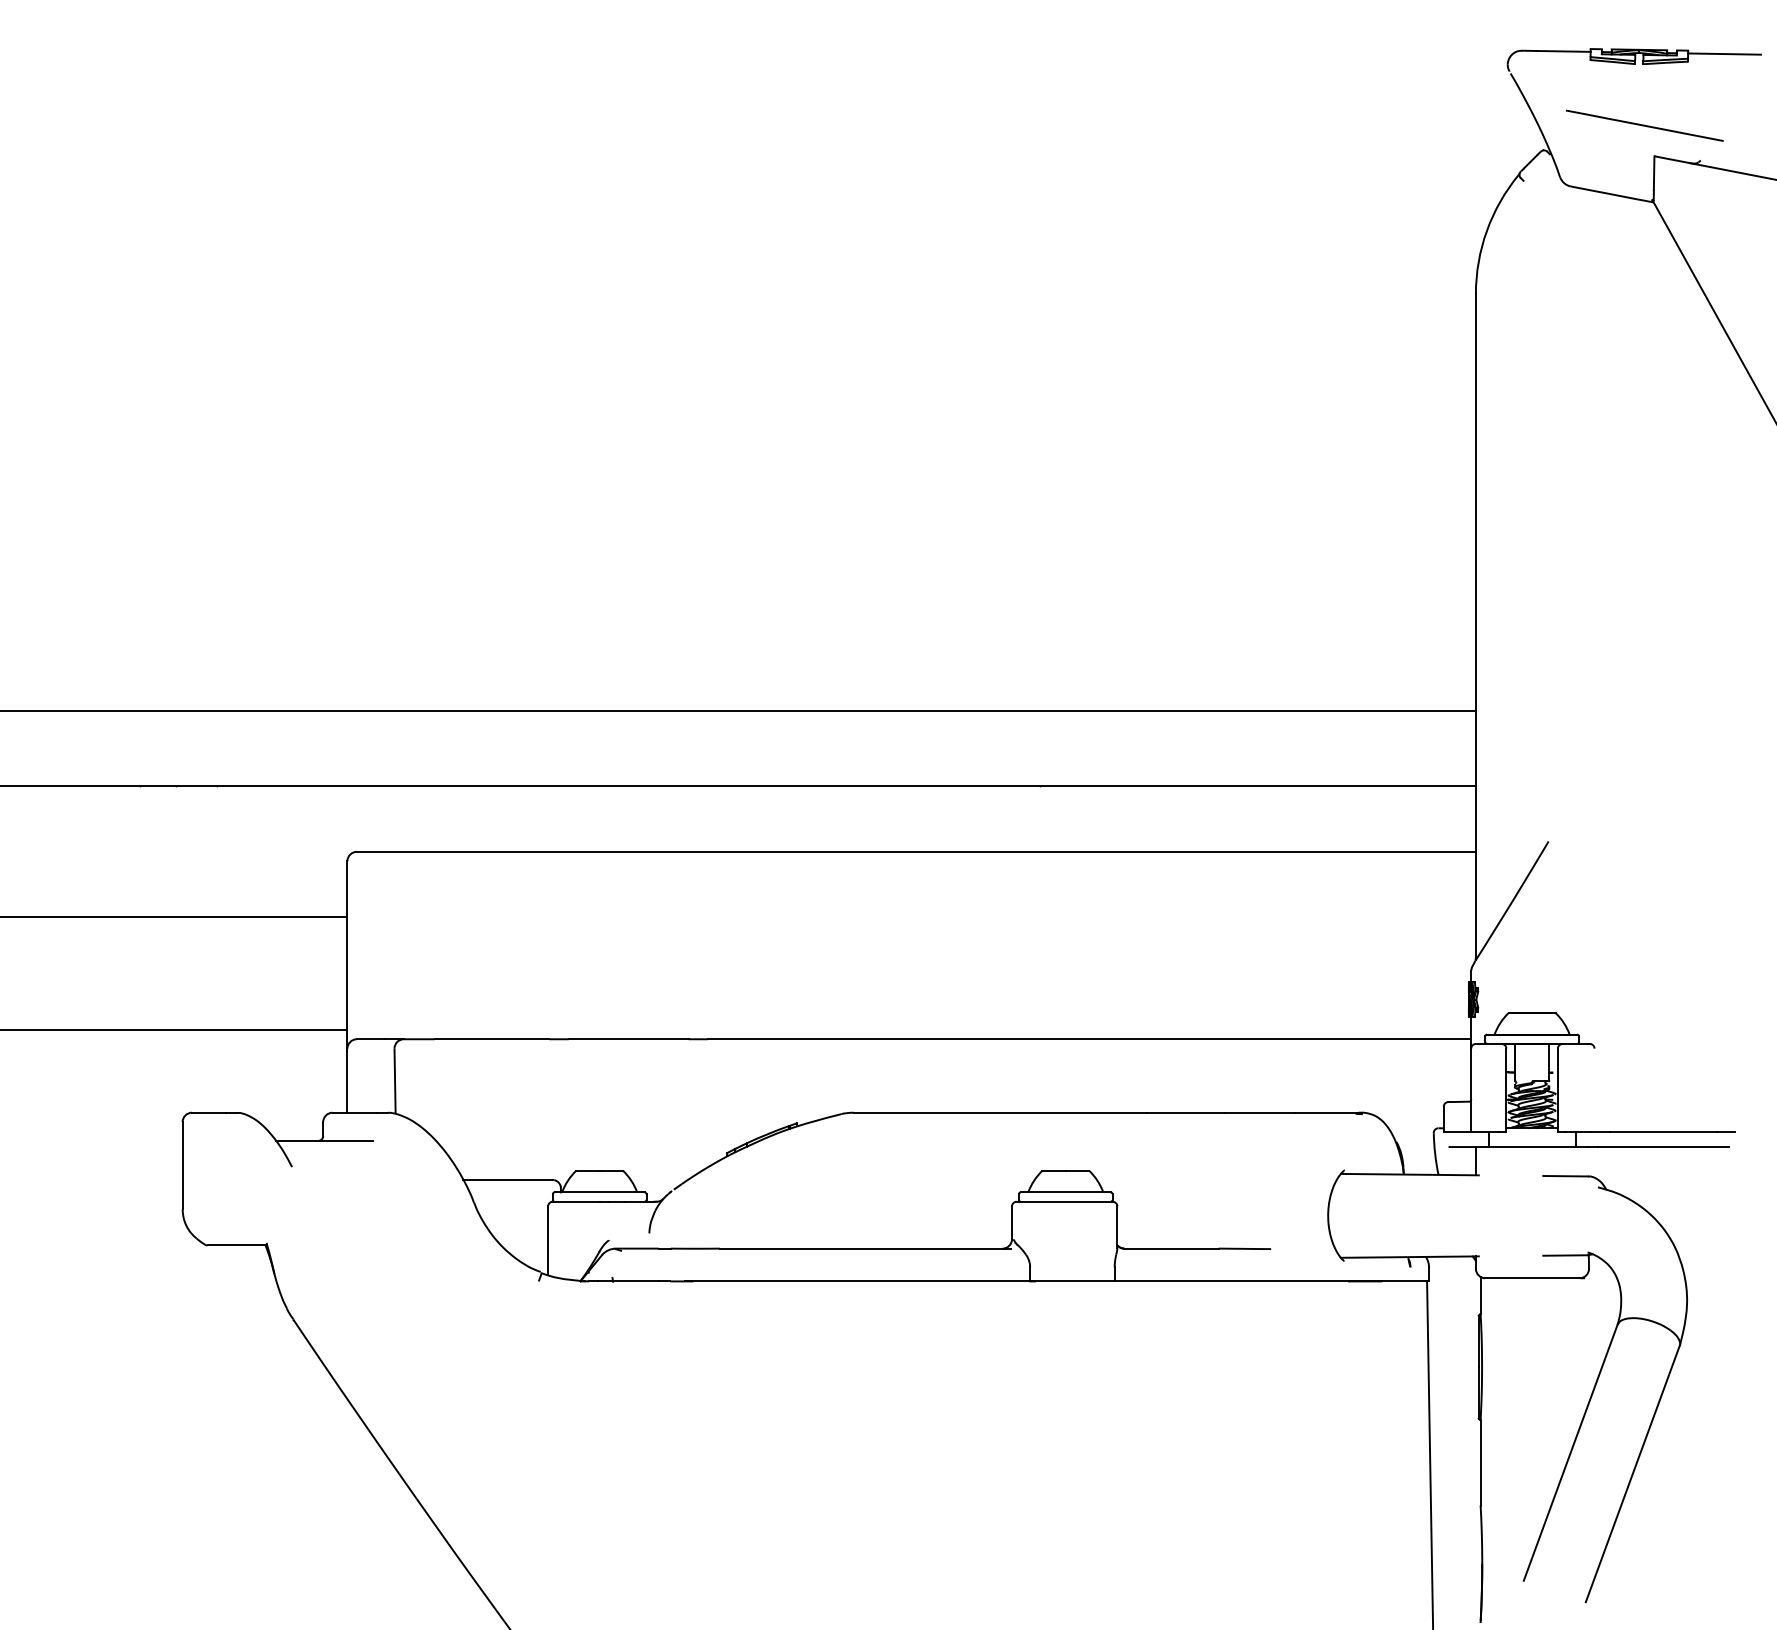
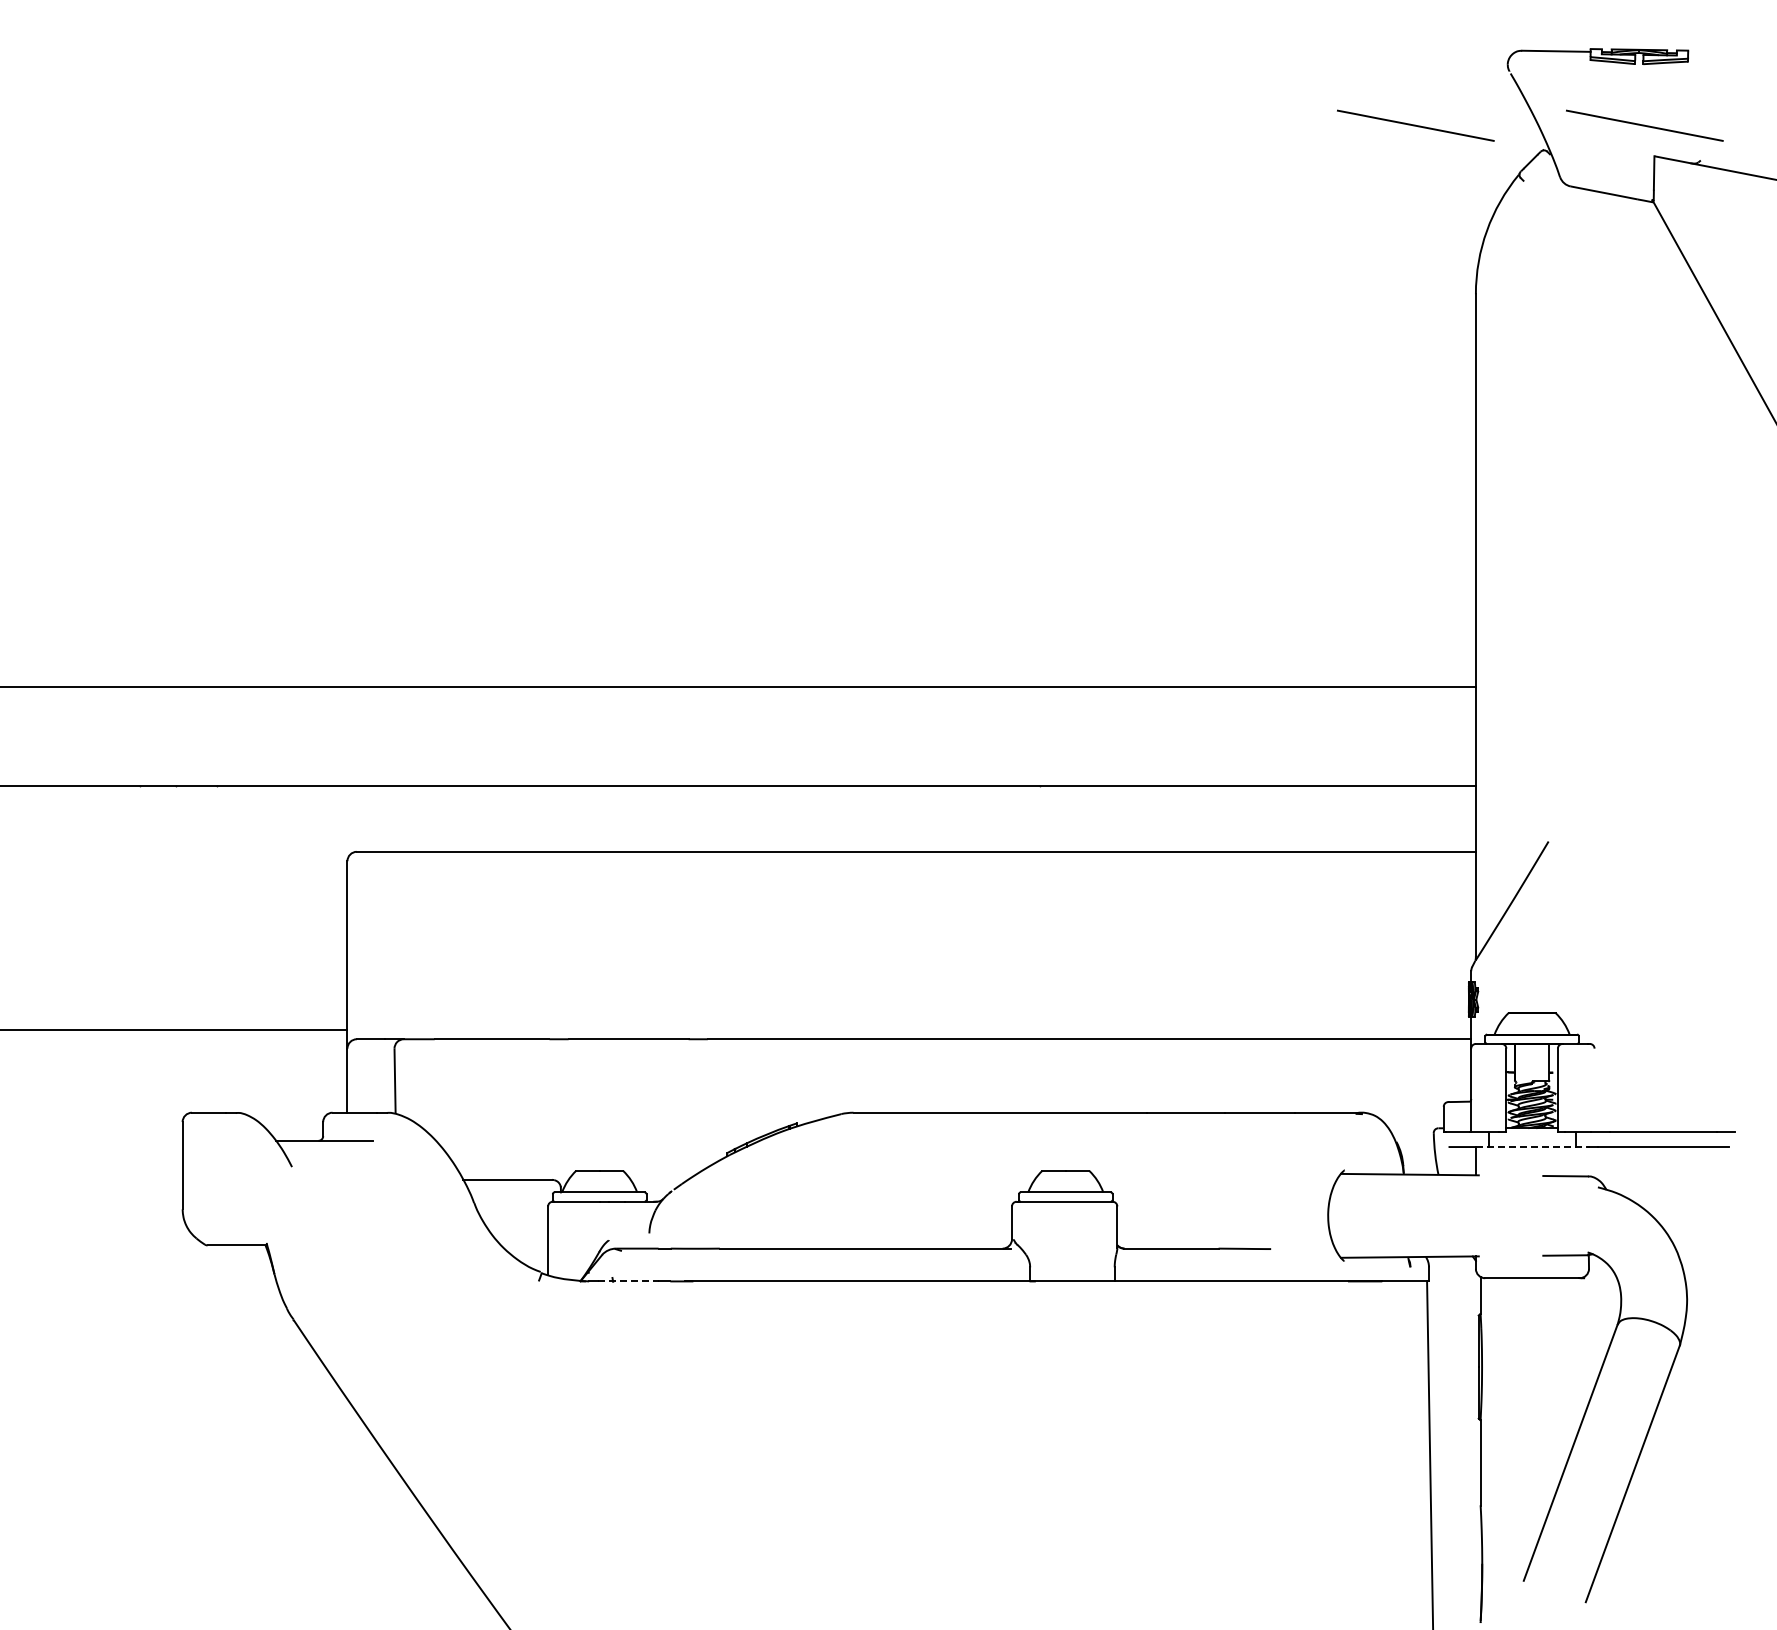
line: present -> none (1724, 53)
line: none -> present (1415, 125)
line position: (738, 711) -> (738, 687) (738, 687)
line: present -> none (174, 917)
line: solid -> dashed (1532, 1147)
line: solid -> dashed (628, 1281)
